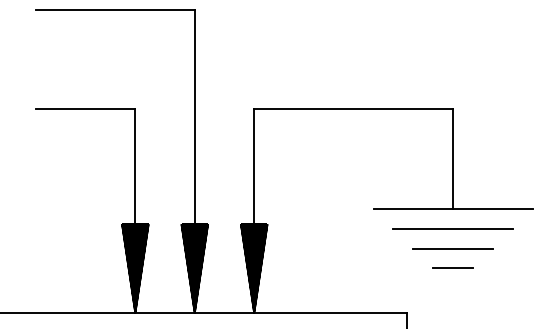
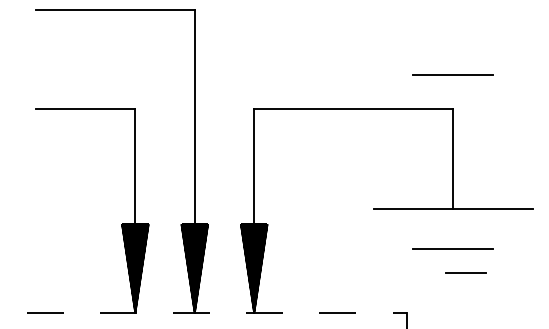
line: none -> present (452, 74)
line: present -> none (452, 228)
line position: (452, 267) -> (465, 272) (465, 272)
line: solid -> dashed (203, 312)
